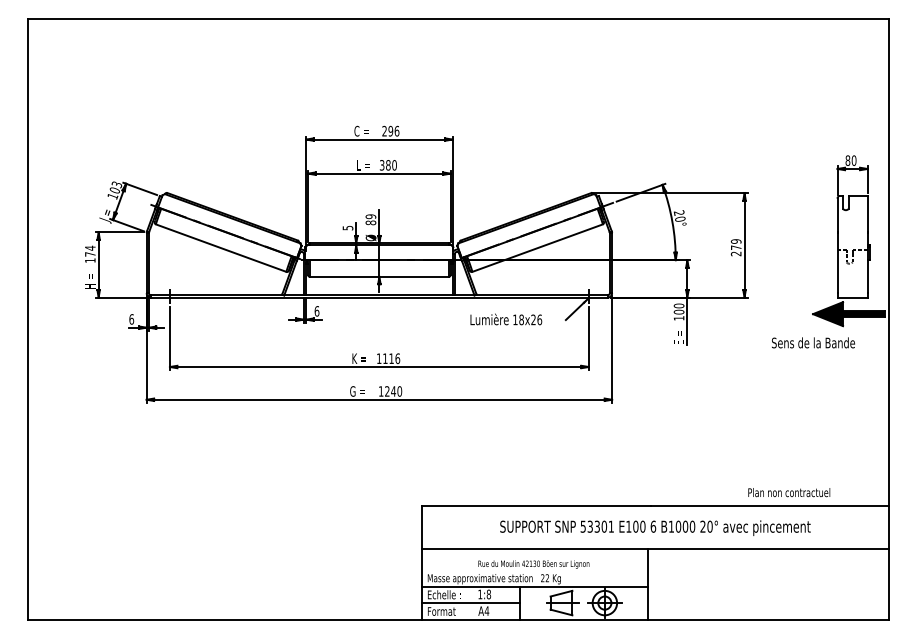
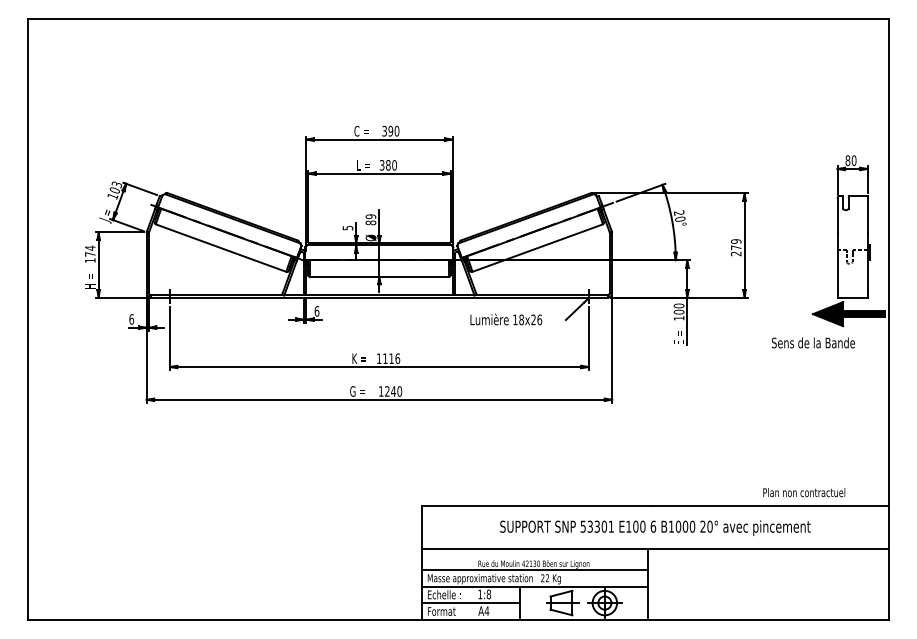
text: 296 -> 390 (390, 131)
text position: (789, 492) -> (804, 492) (804, 492)
line: none -> present (535, 570)
